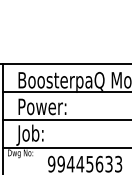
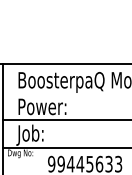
line: present -> none (65, 91)
